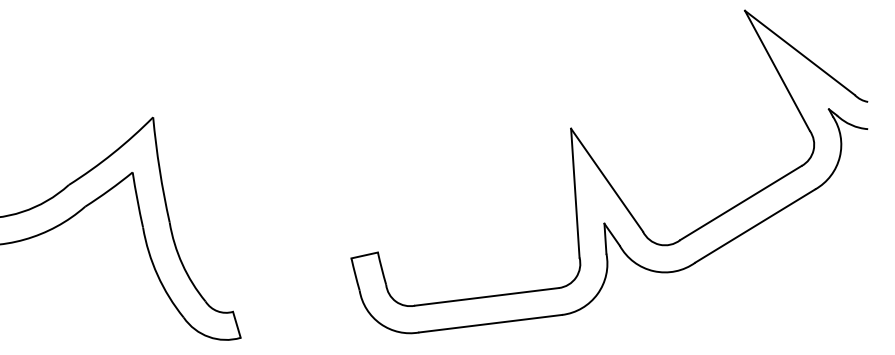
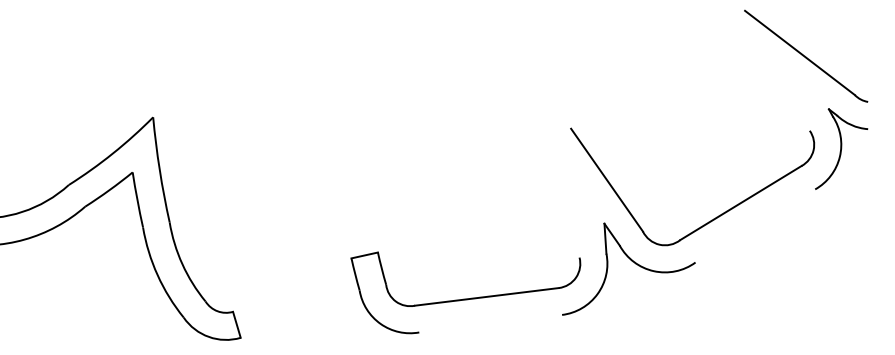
line: present -> none (777, 70)
line: present -> none (575, 192)
line: present -> none (755, 225)
line: present -> none (490, 323)
